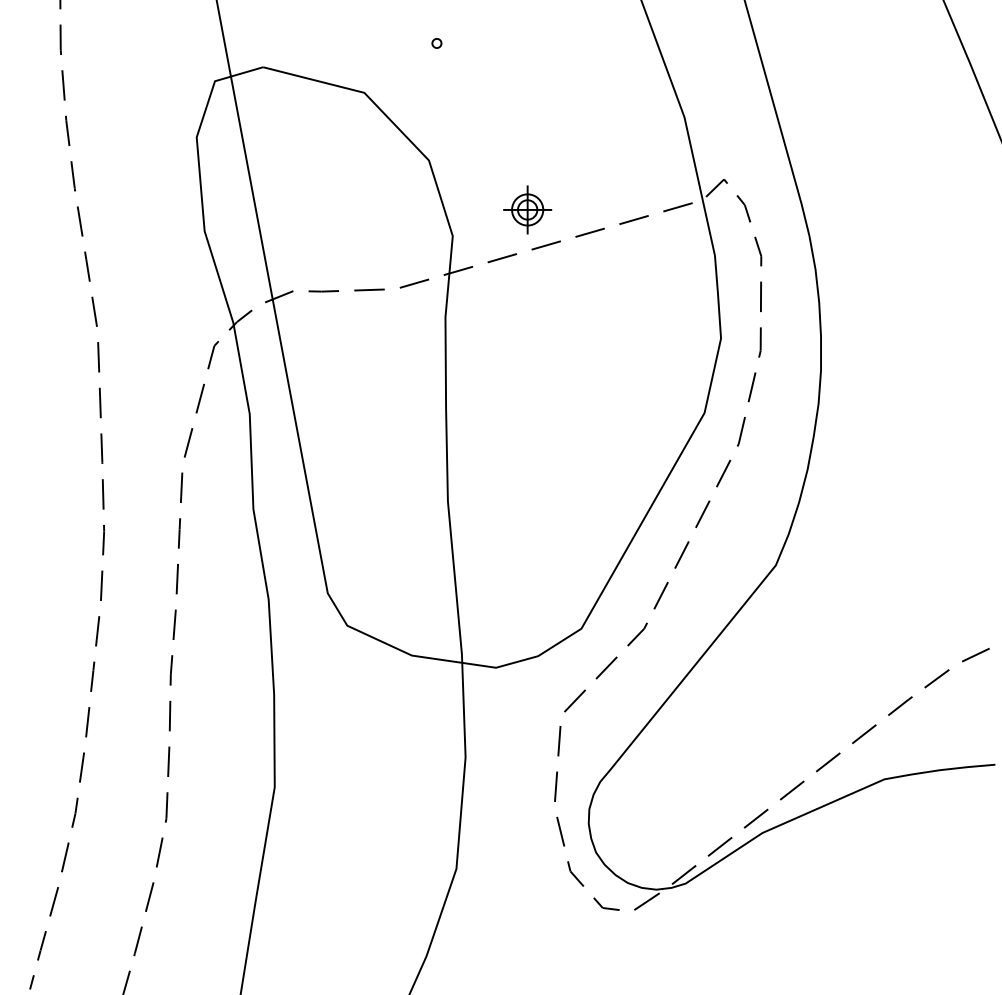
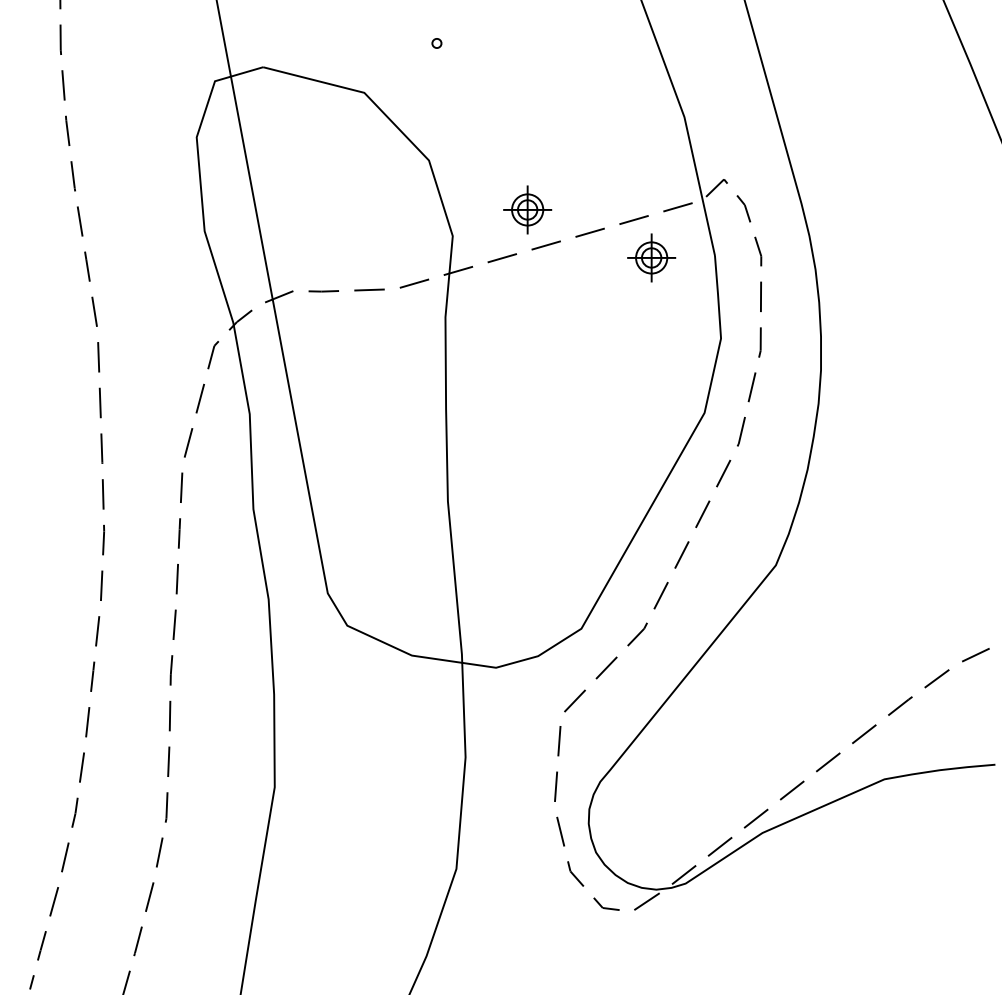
part: none -> present (651, 257)
